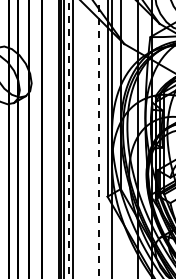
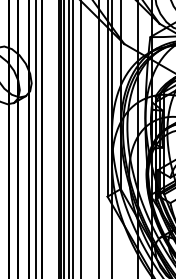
line: none -> present (36, 138)
line: none -> present (80, 138)
line: dashed -> solid (68, 139)
line: dashed -> solid (98, 139)
